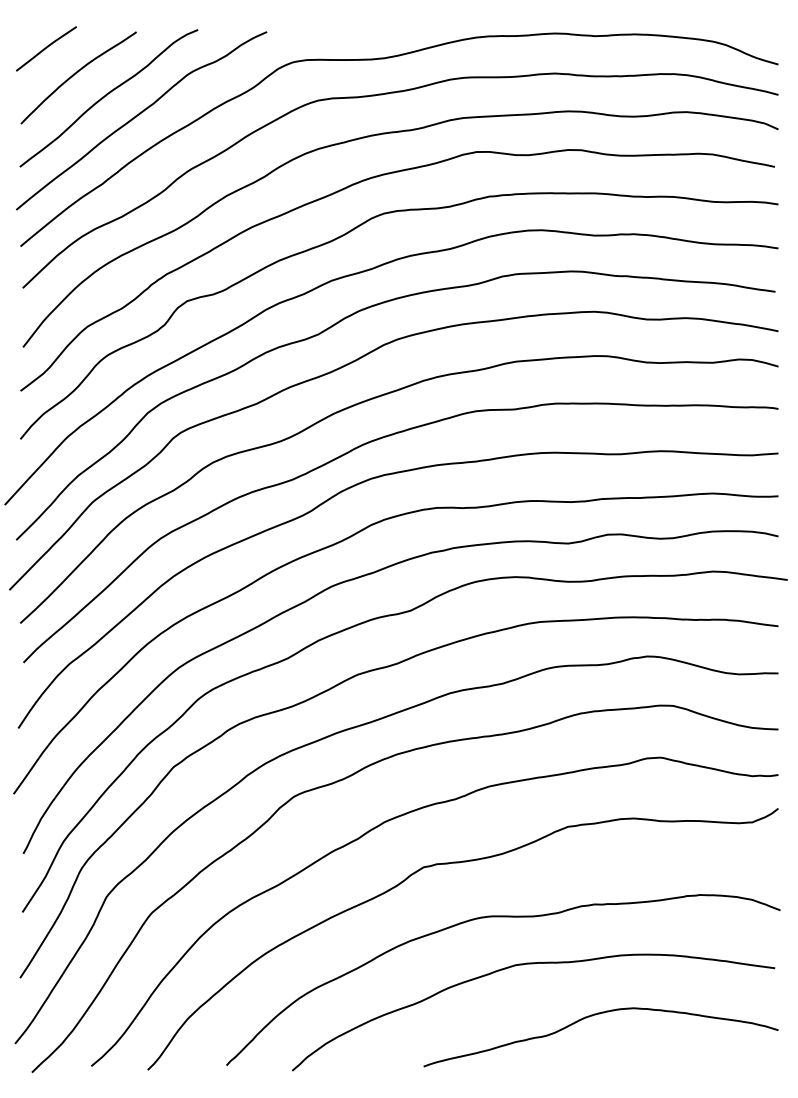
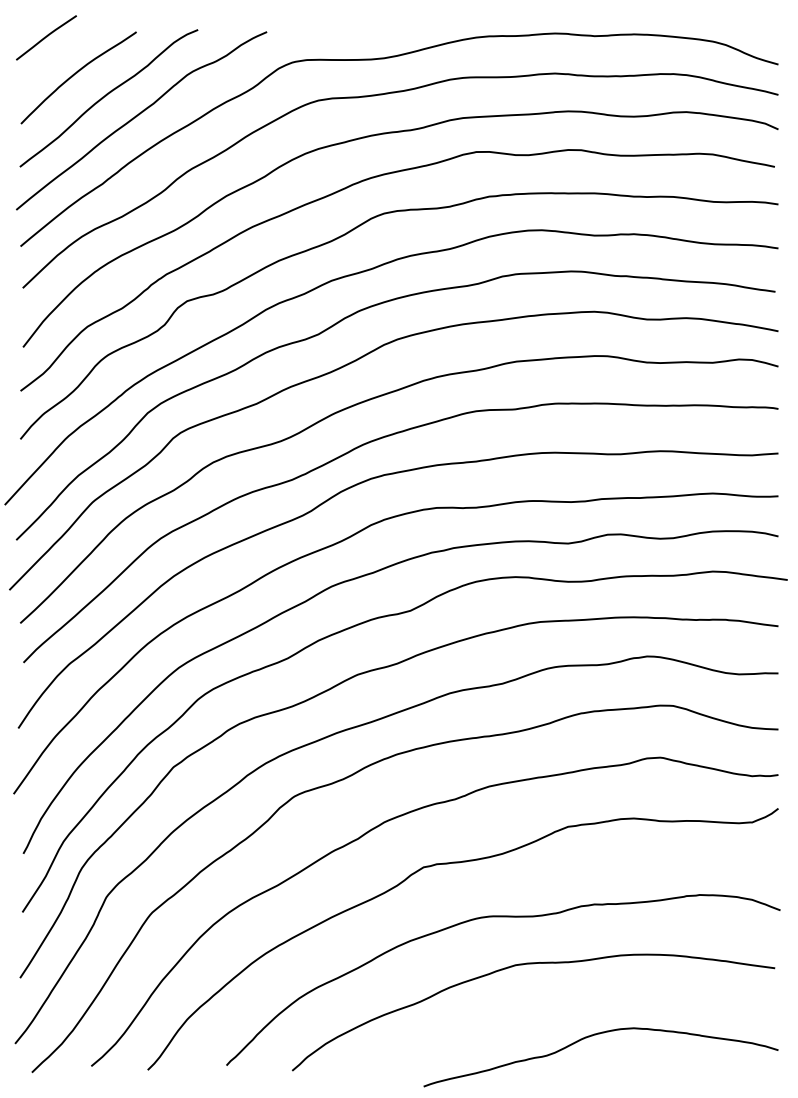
curve position: (46, 48) -> (46, 37) (46, 37)
curve position: (592, 1016) -> (592, 1036) (592, 1036)
